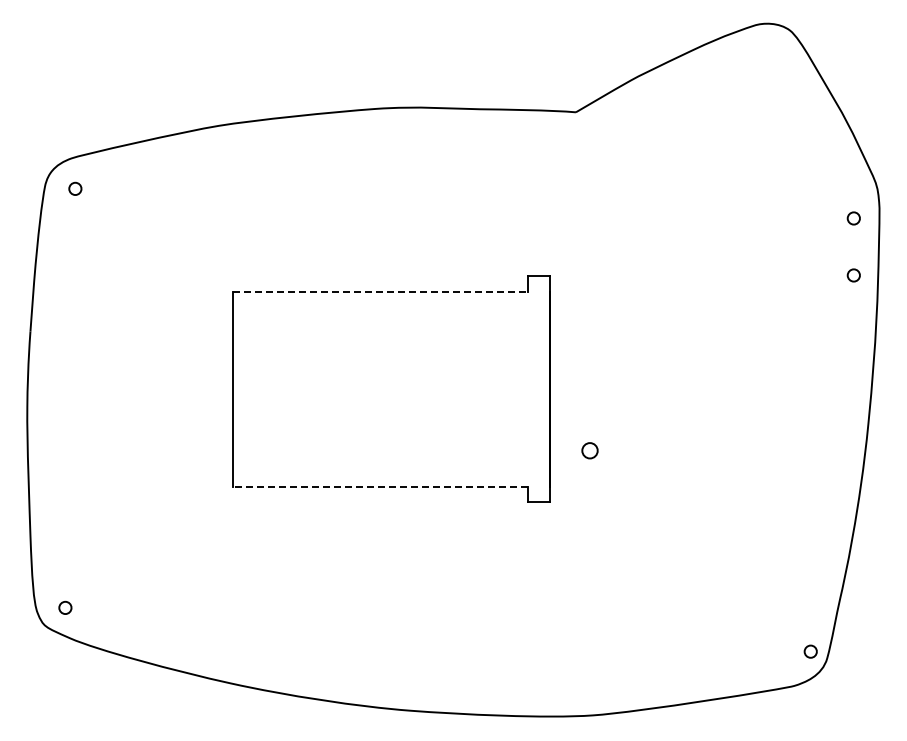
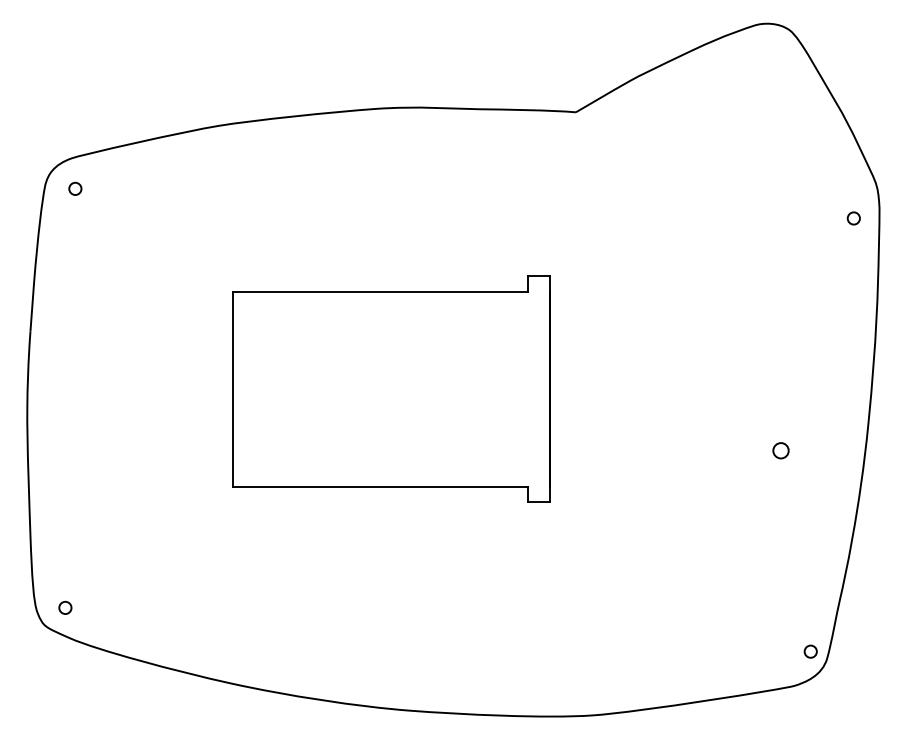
circle: present -> none (853, 275)
line: dashed -> solid (380, 291)
circle position: (589, 450) -> (780, 450) (780, 450)
line: dashed -> solid (380, 486)
